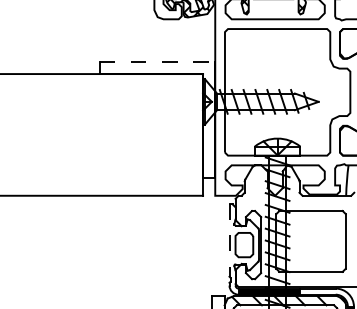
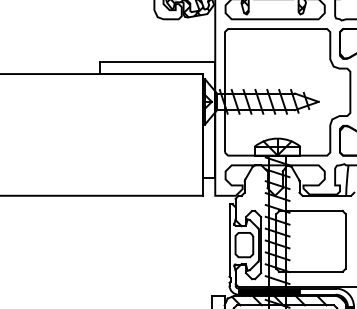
line: dashed -> solid (157, 61)
line: dashed -> solid (229, 241)
